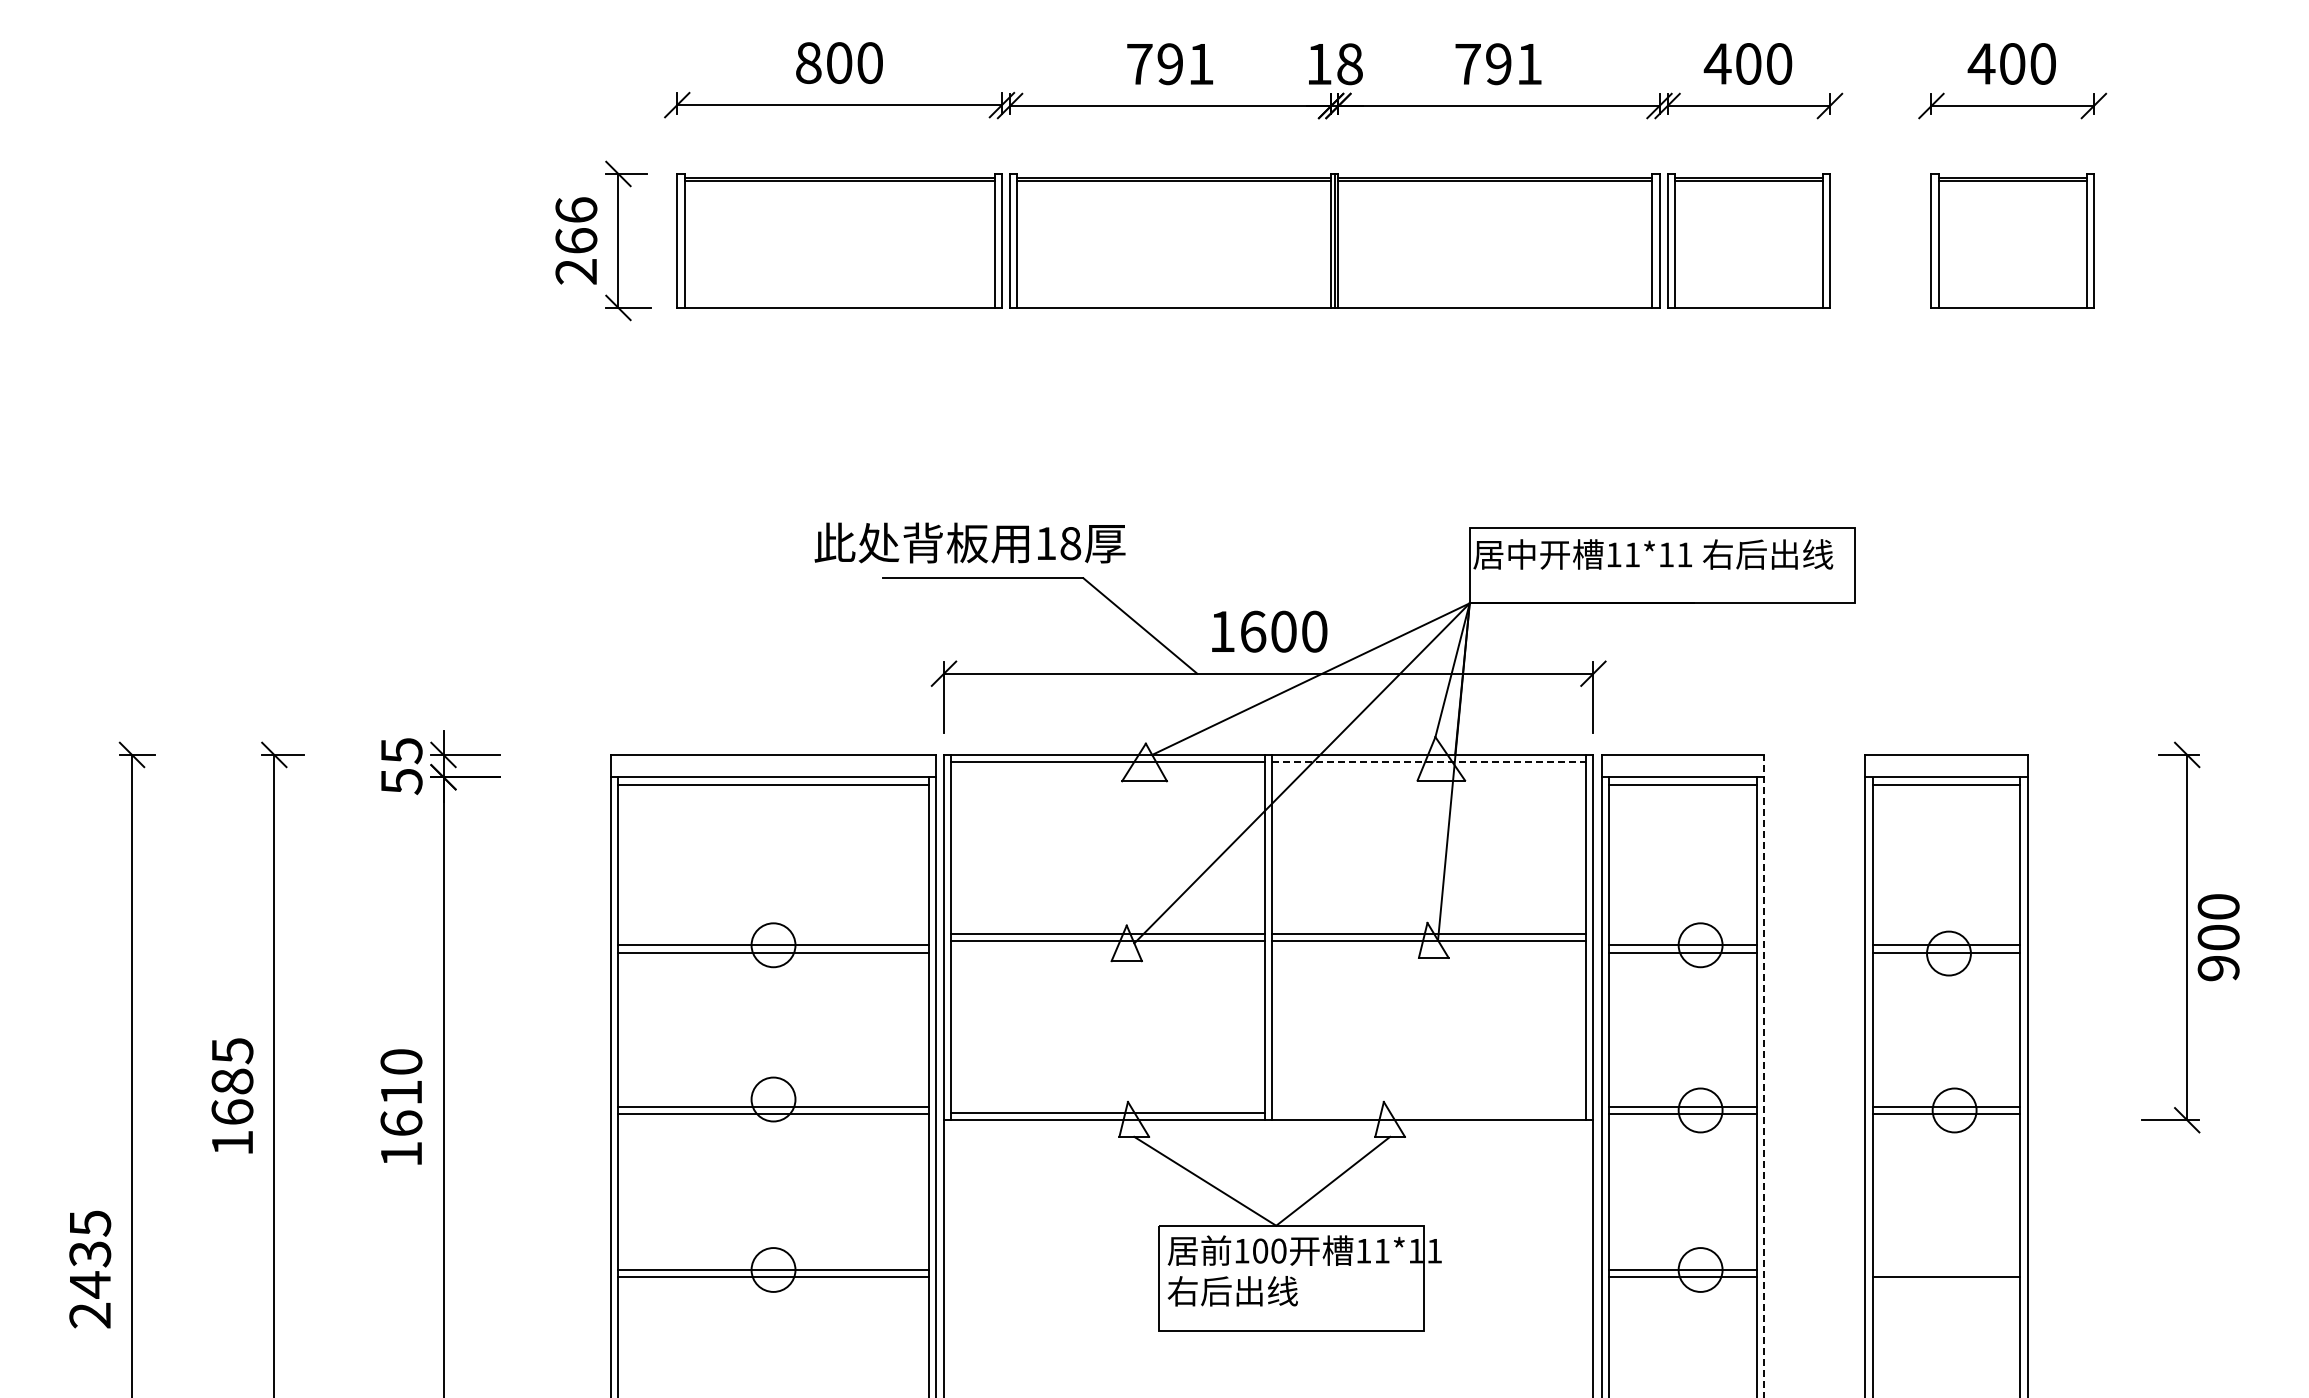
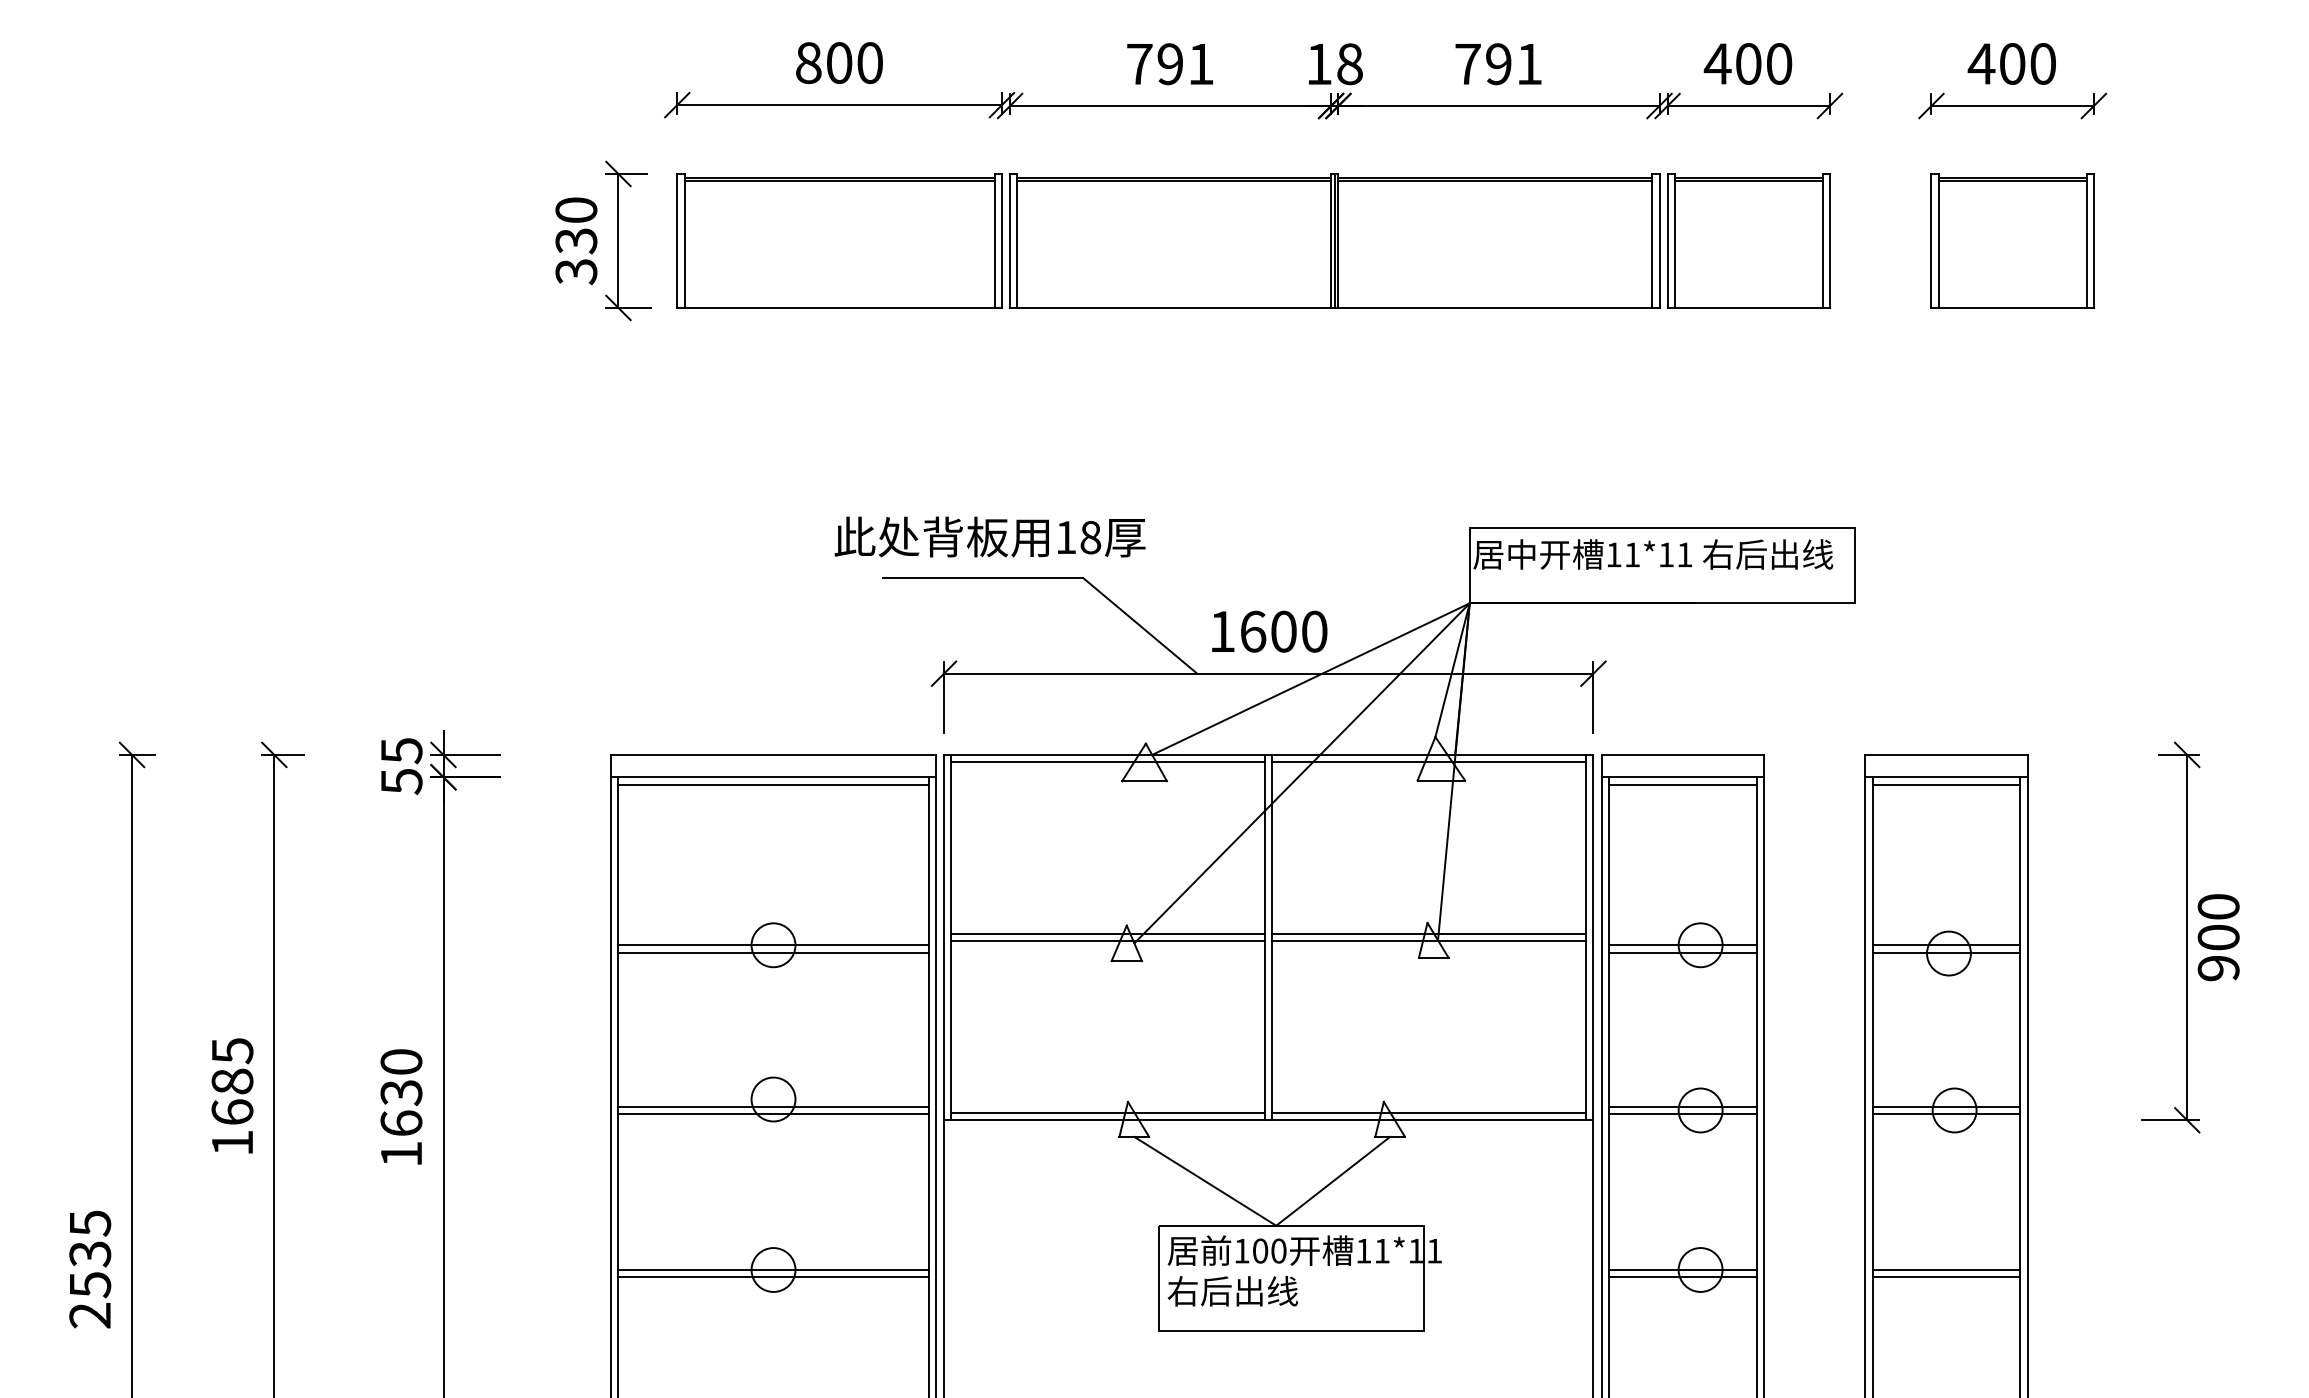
text: 266 -> 330 (576, 241)
text position: (969, 542) -> (989, 536) (989, 536)
line: dashed -> solid (1429, 762)
line: dashed -> solid (1763, 1075)
text: 1610 -> 1630 (401, 1093)
line: none -> present (1429, 1112)
line: none -> present (1946, 1270)
text: 2435 -> 2535 (90, 1284)
